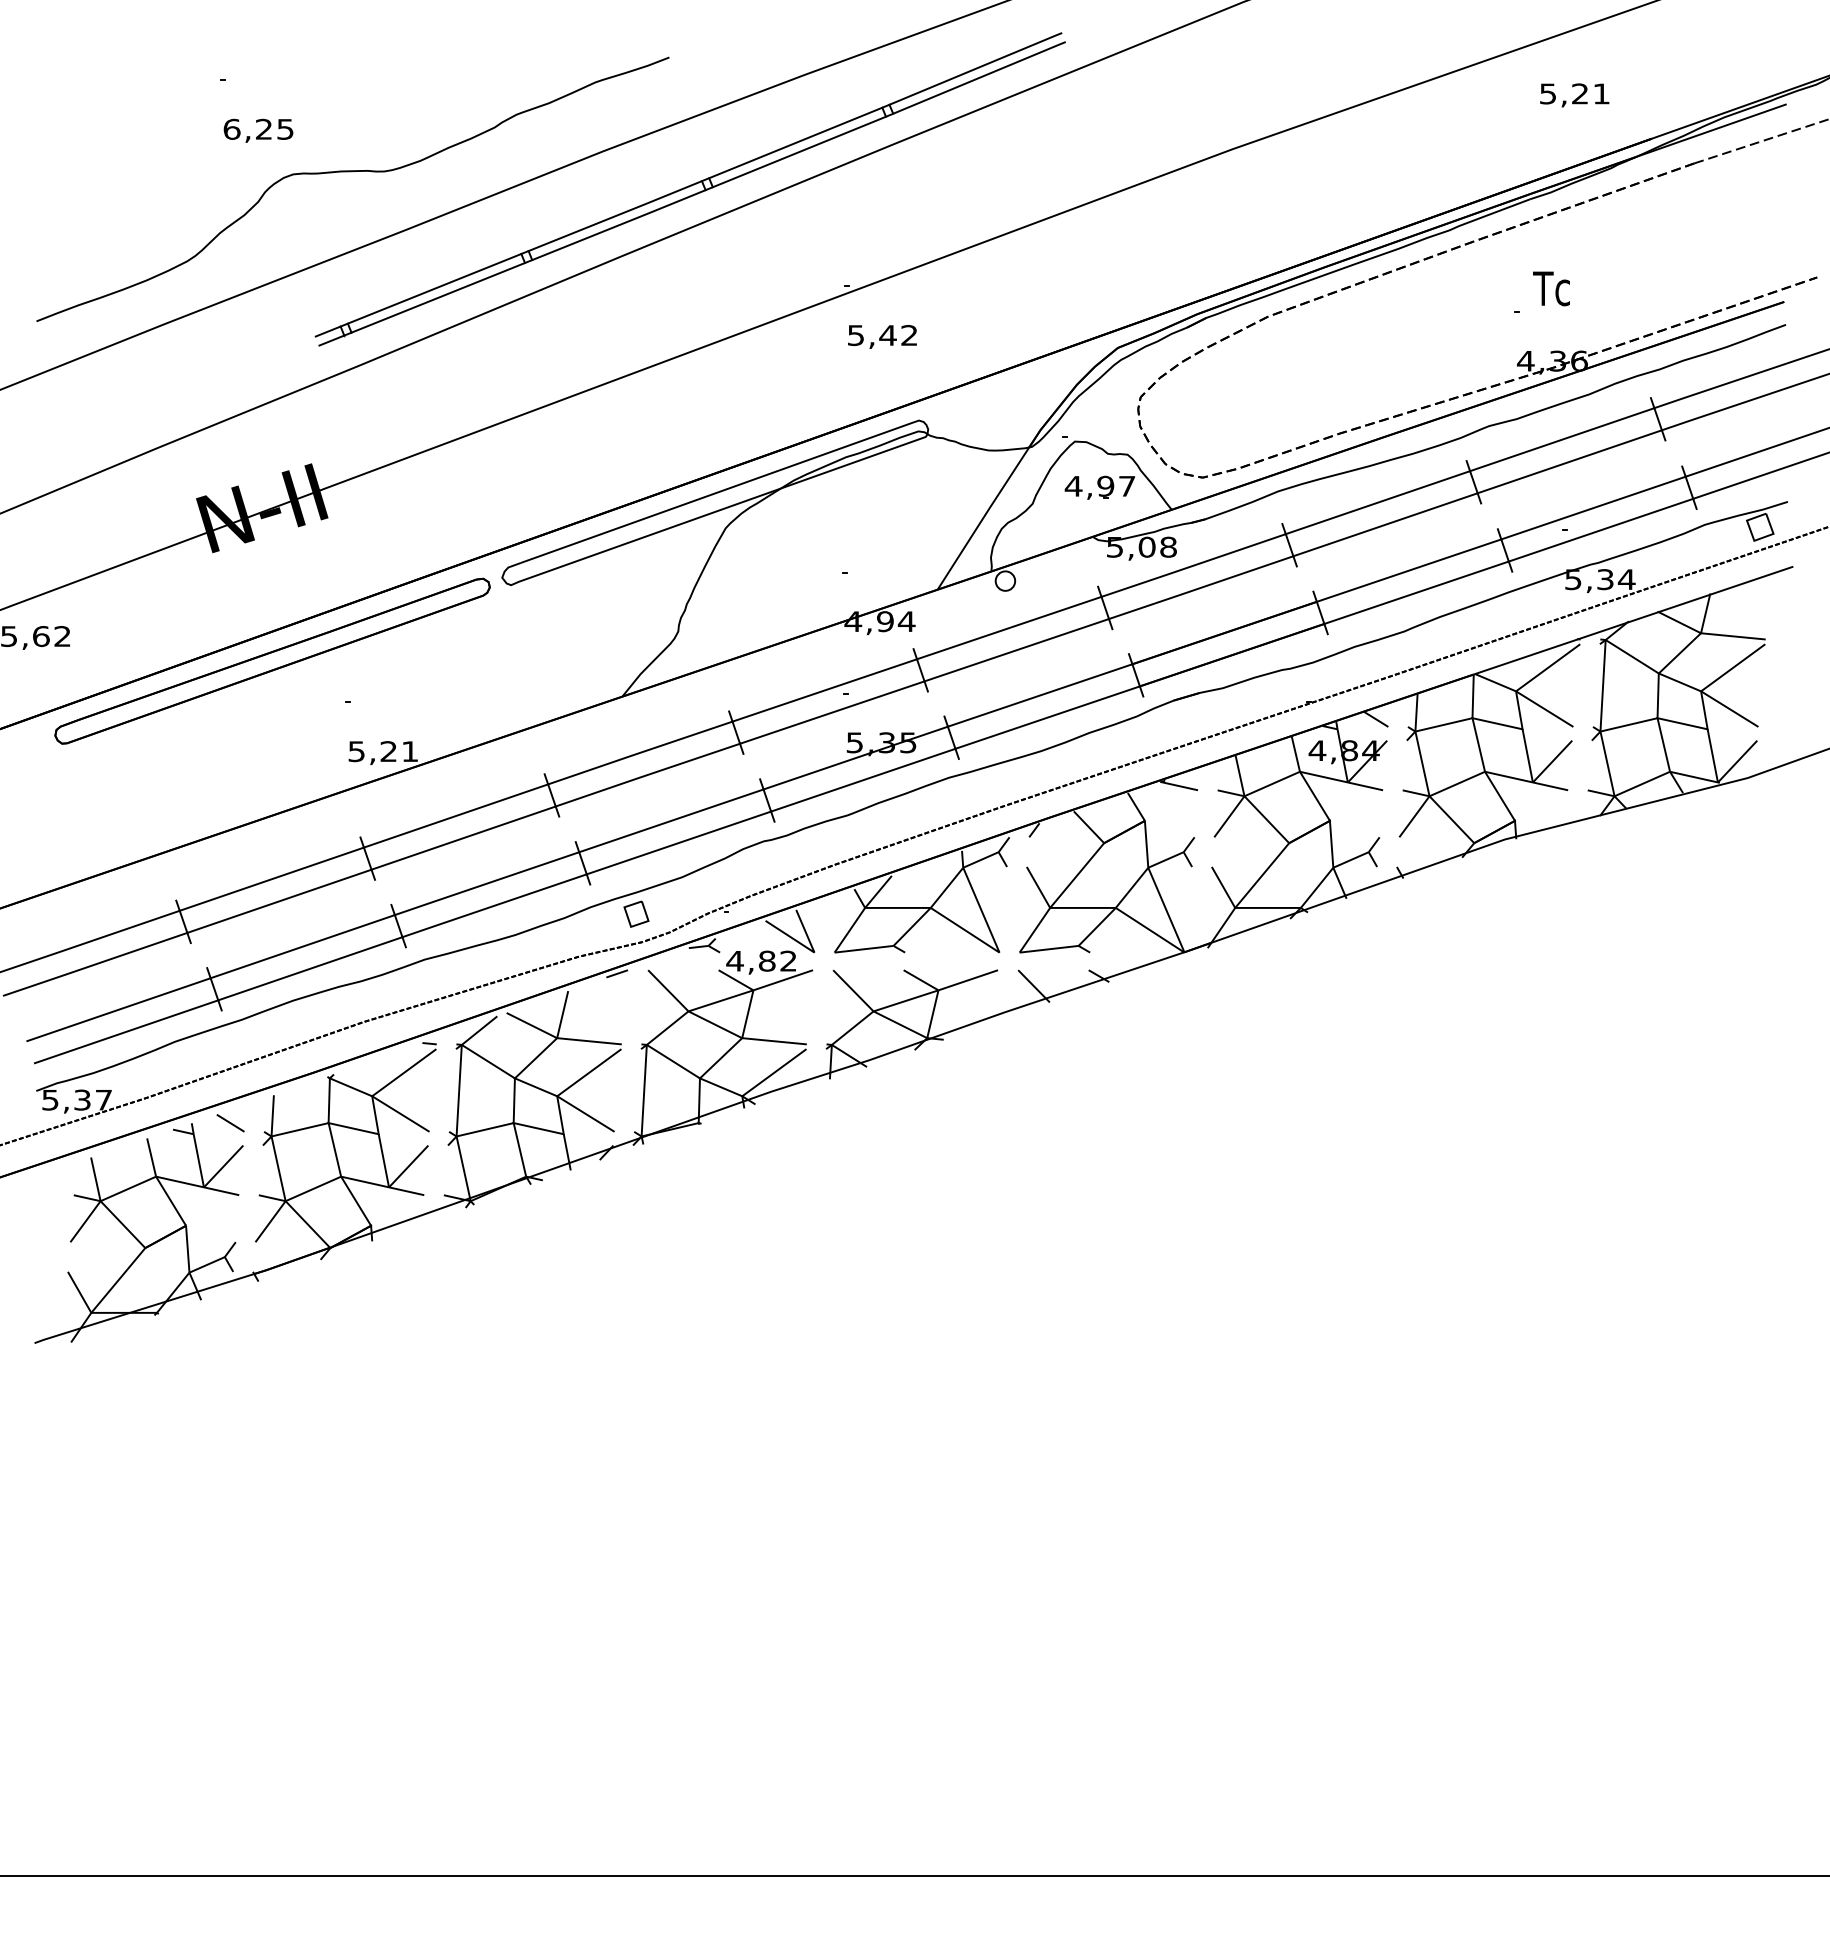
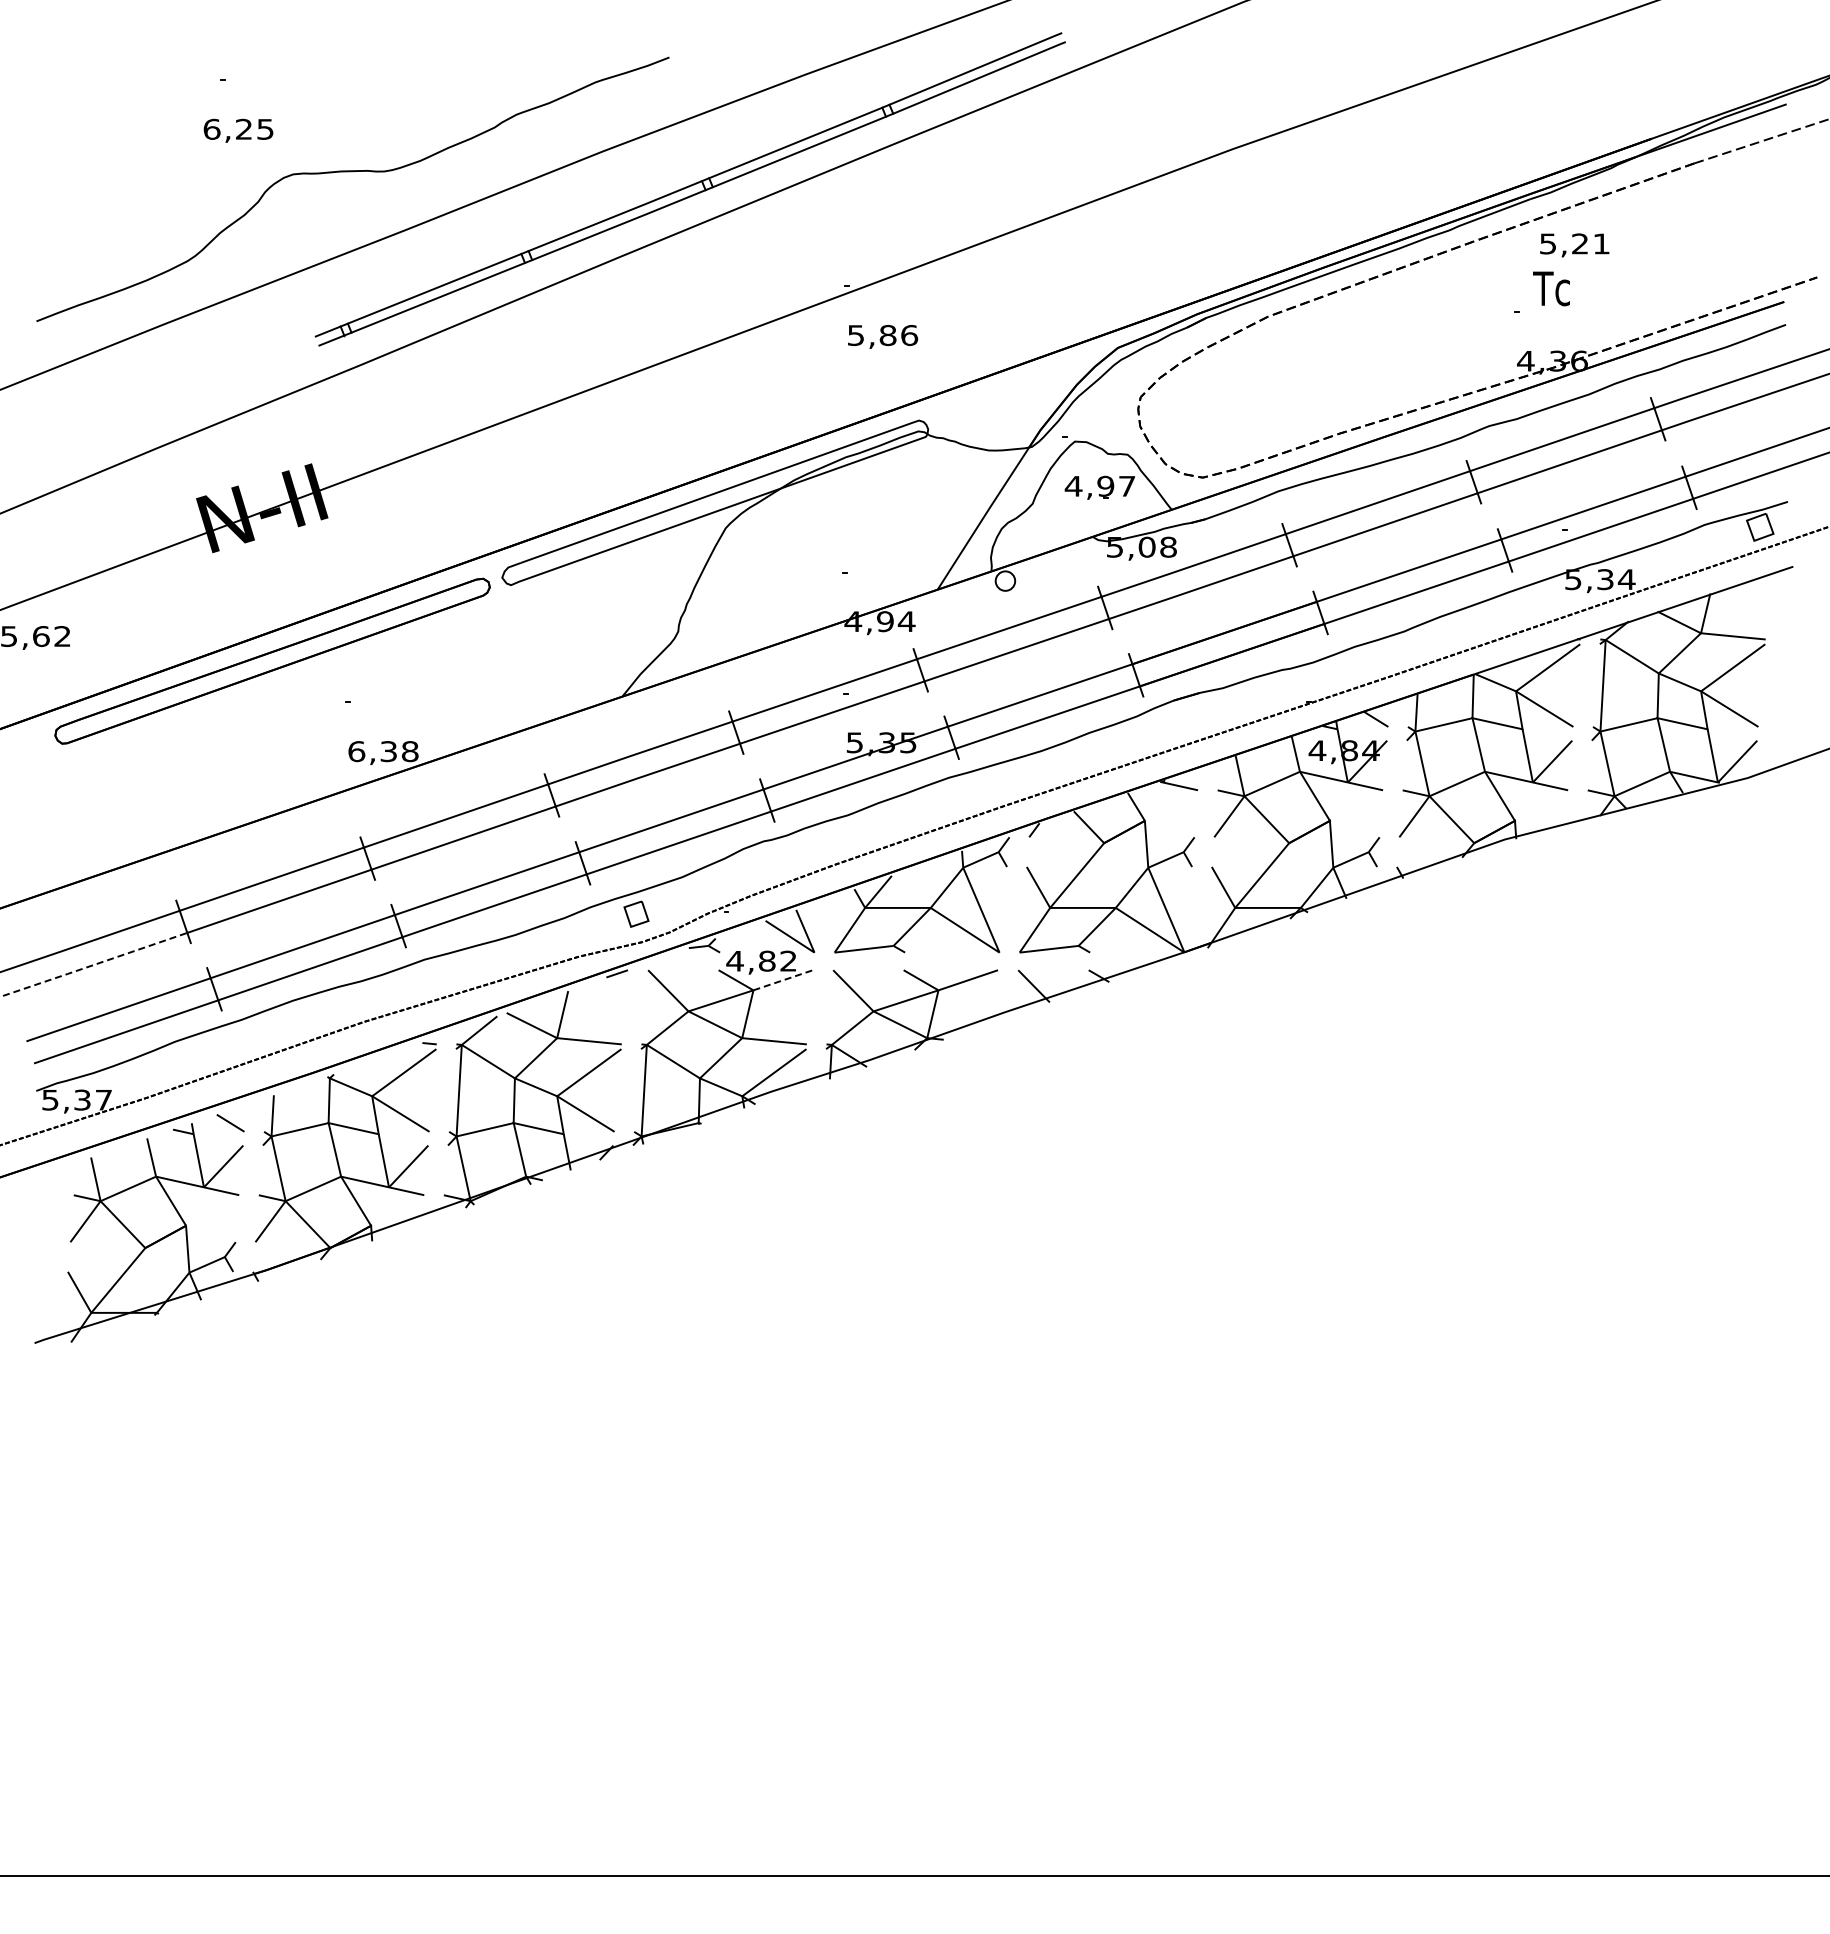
text position: (1574, 95) -> (1574, 245) (1574, 245)
text position: (258, 130) -> (238, 130) (238, 130)
text: 5,42 -> 5,86 (898, 335)
text: 5,21 -> 6,38 (383, 751)
line: solid -> dashed (95, 964)
line: solid -> dashed (783, 980)
